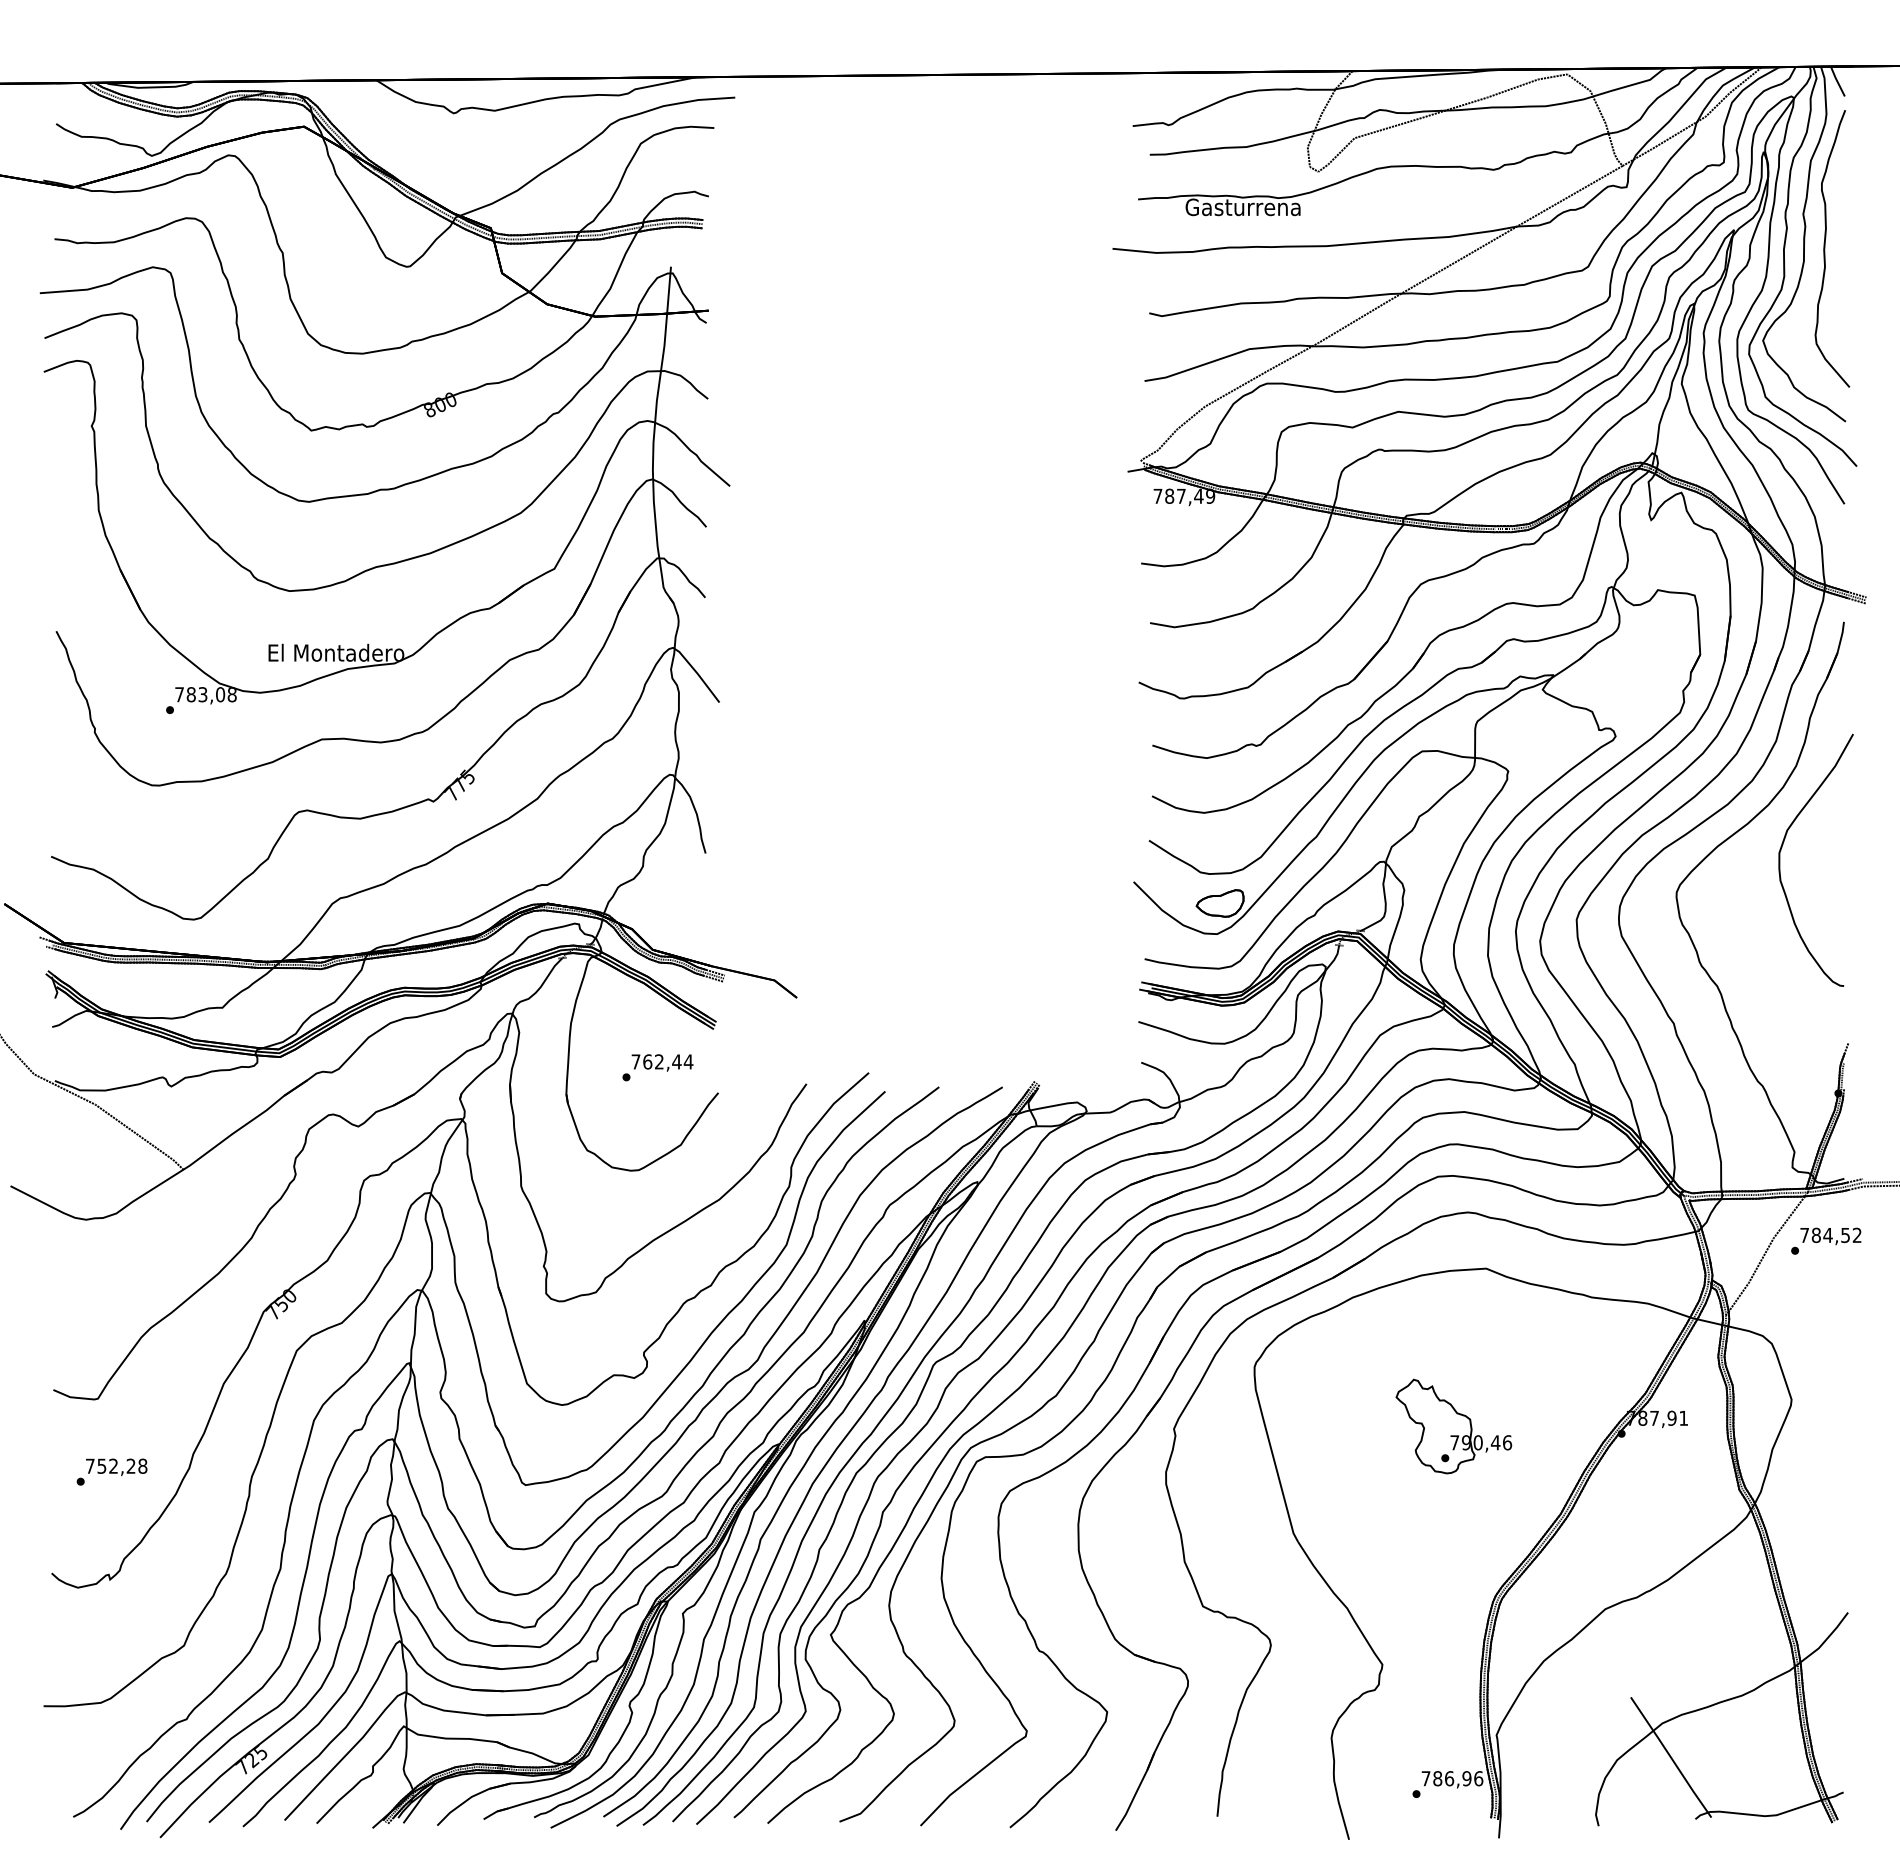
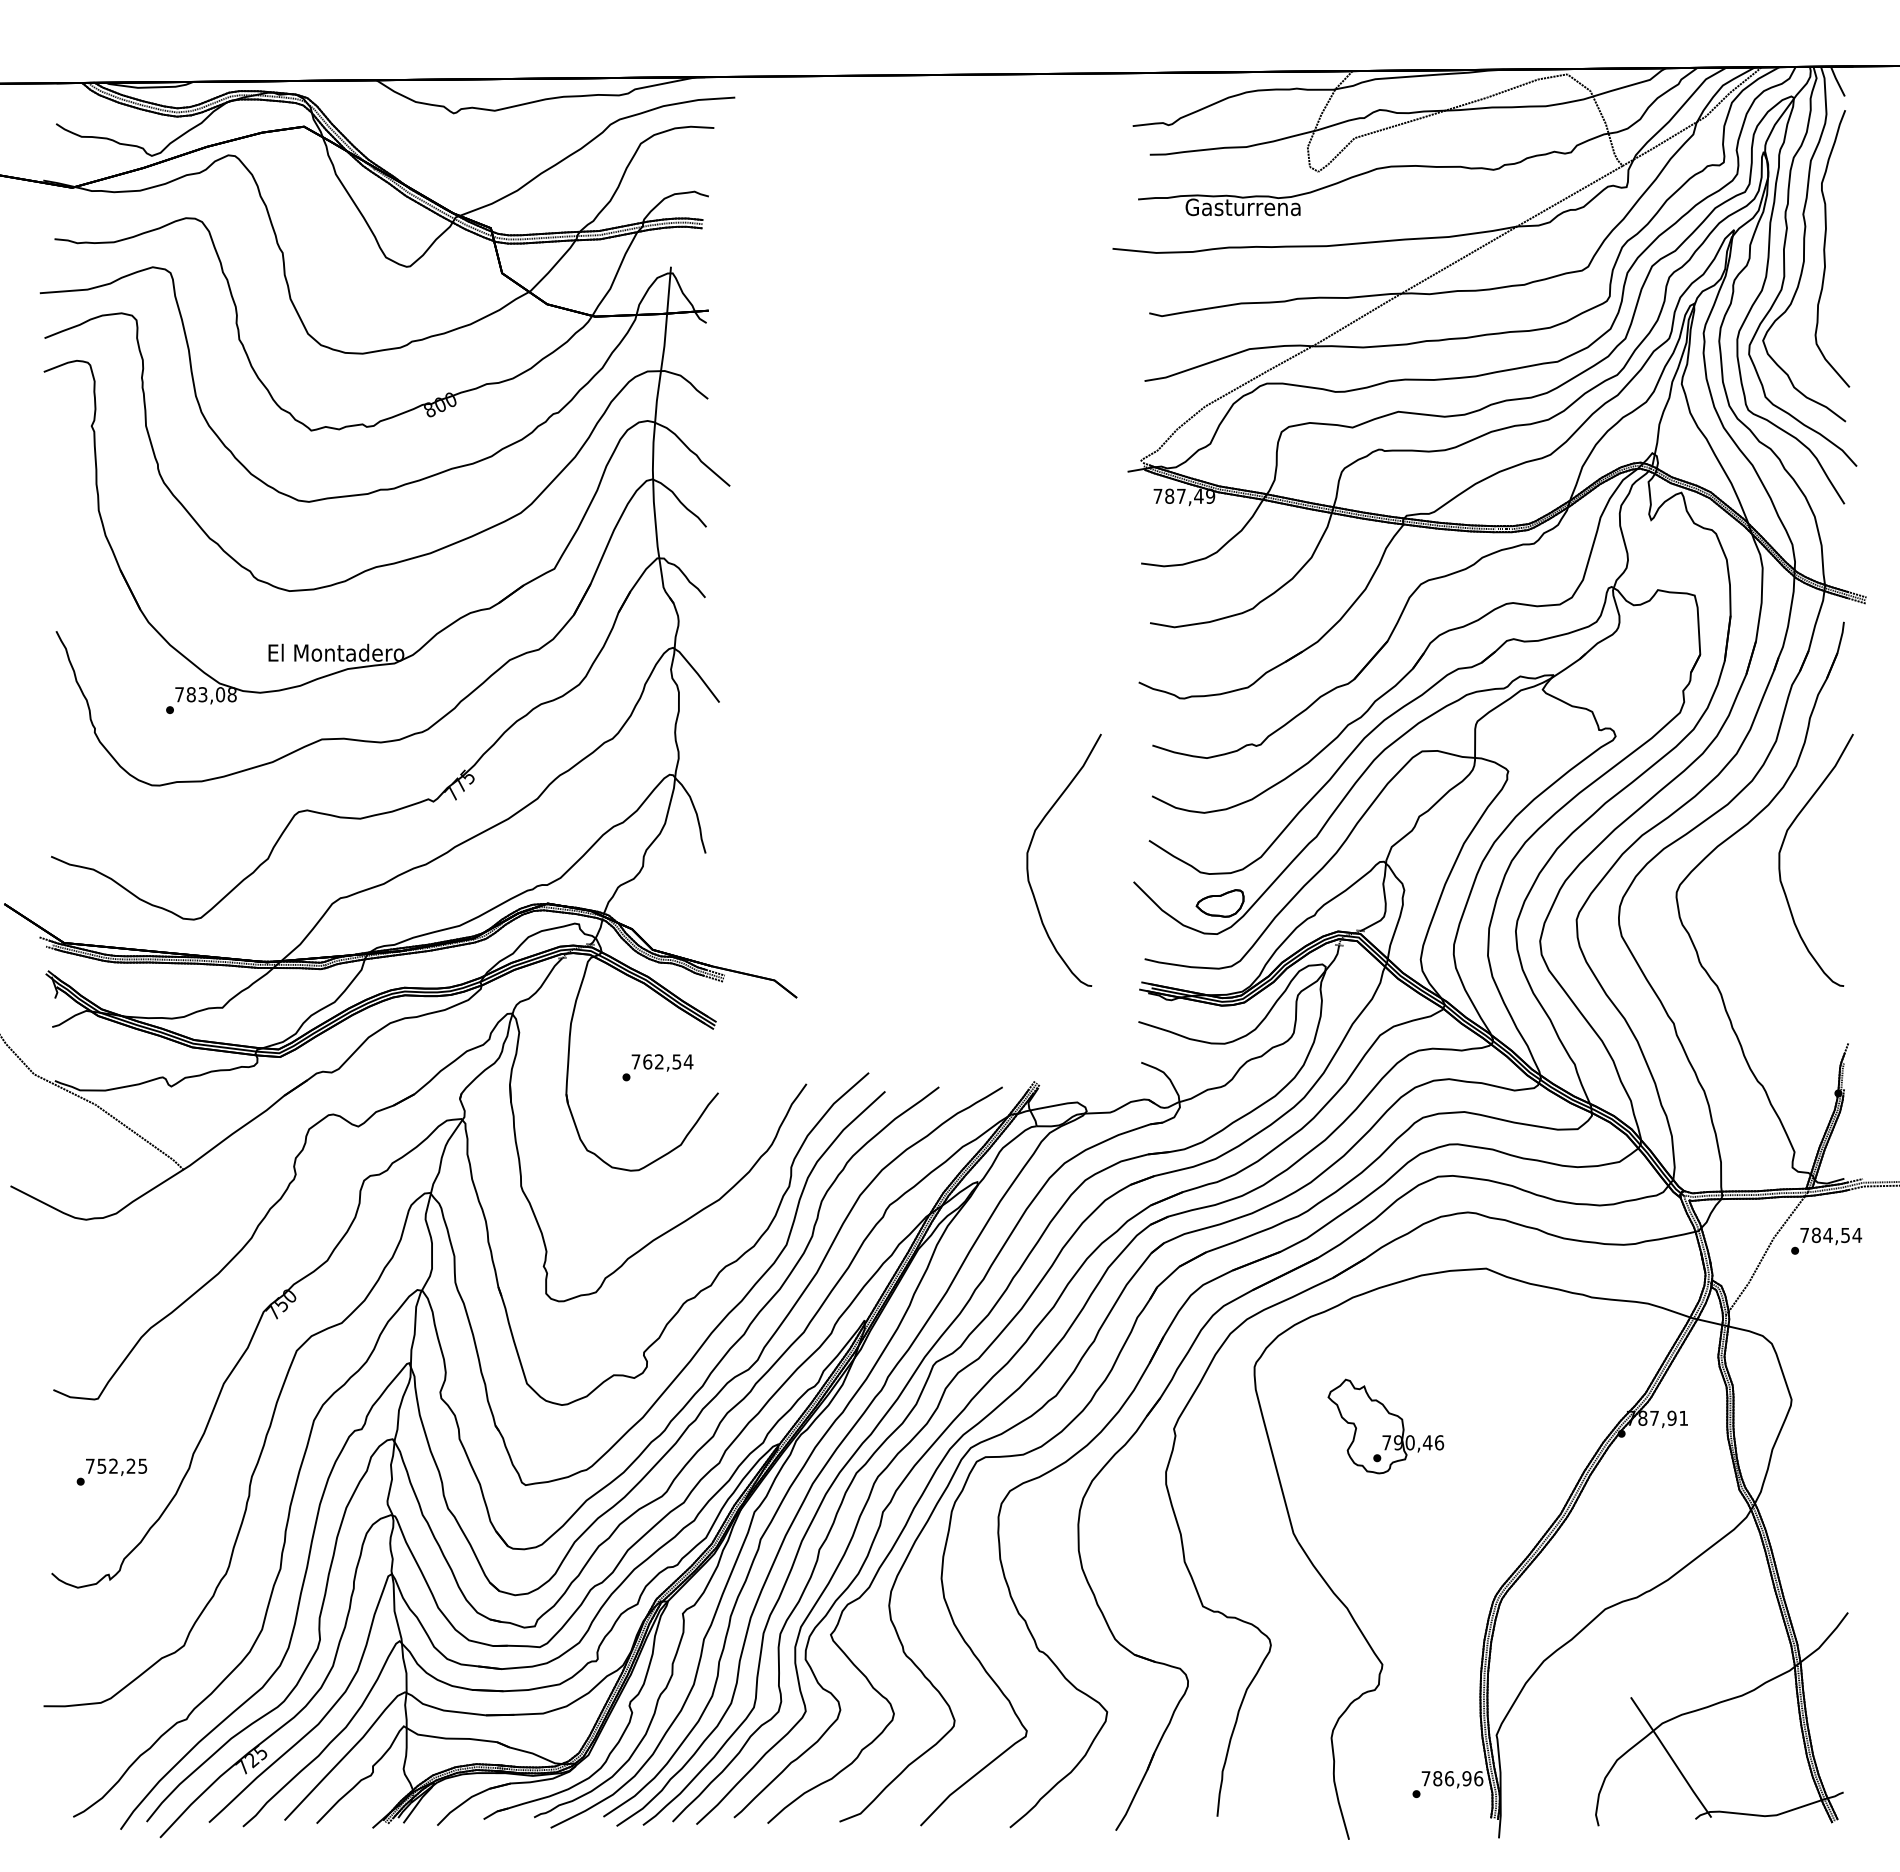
part: none -> present (1028, 859)
text: 762,44 -> 762,54 (676, 1061)
text: 784,52 -> 784,54 (1857, 1234)
part position: (1453, 1426) -> (1385, 1426) (1385, 1426)
text: 752,28 -> 752,25 (142, 1465)
